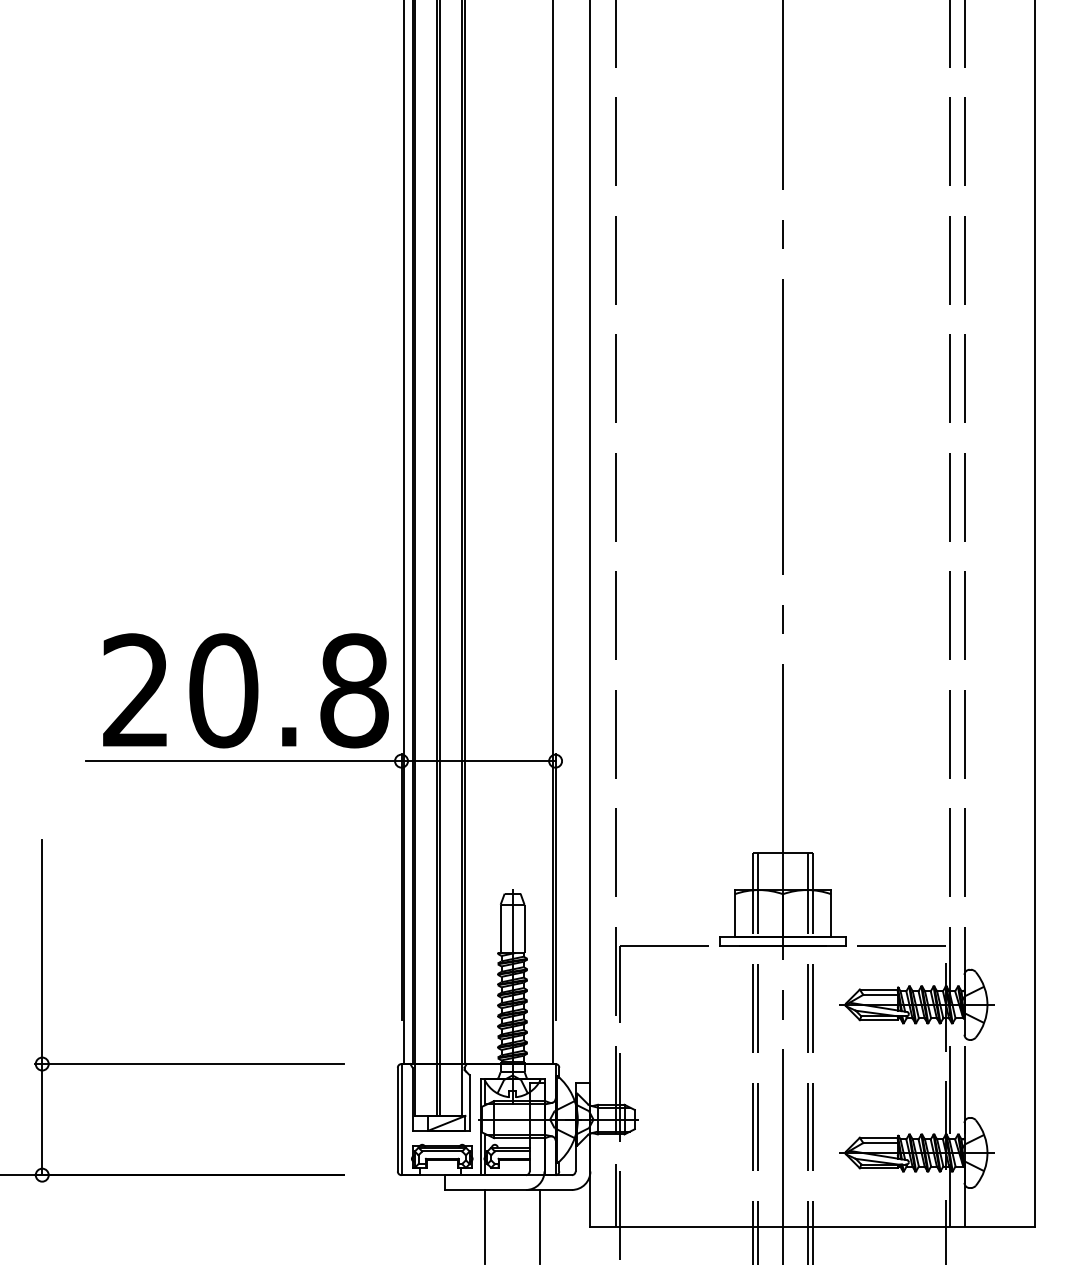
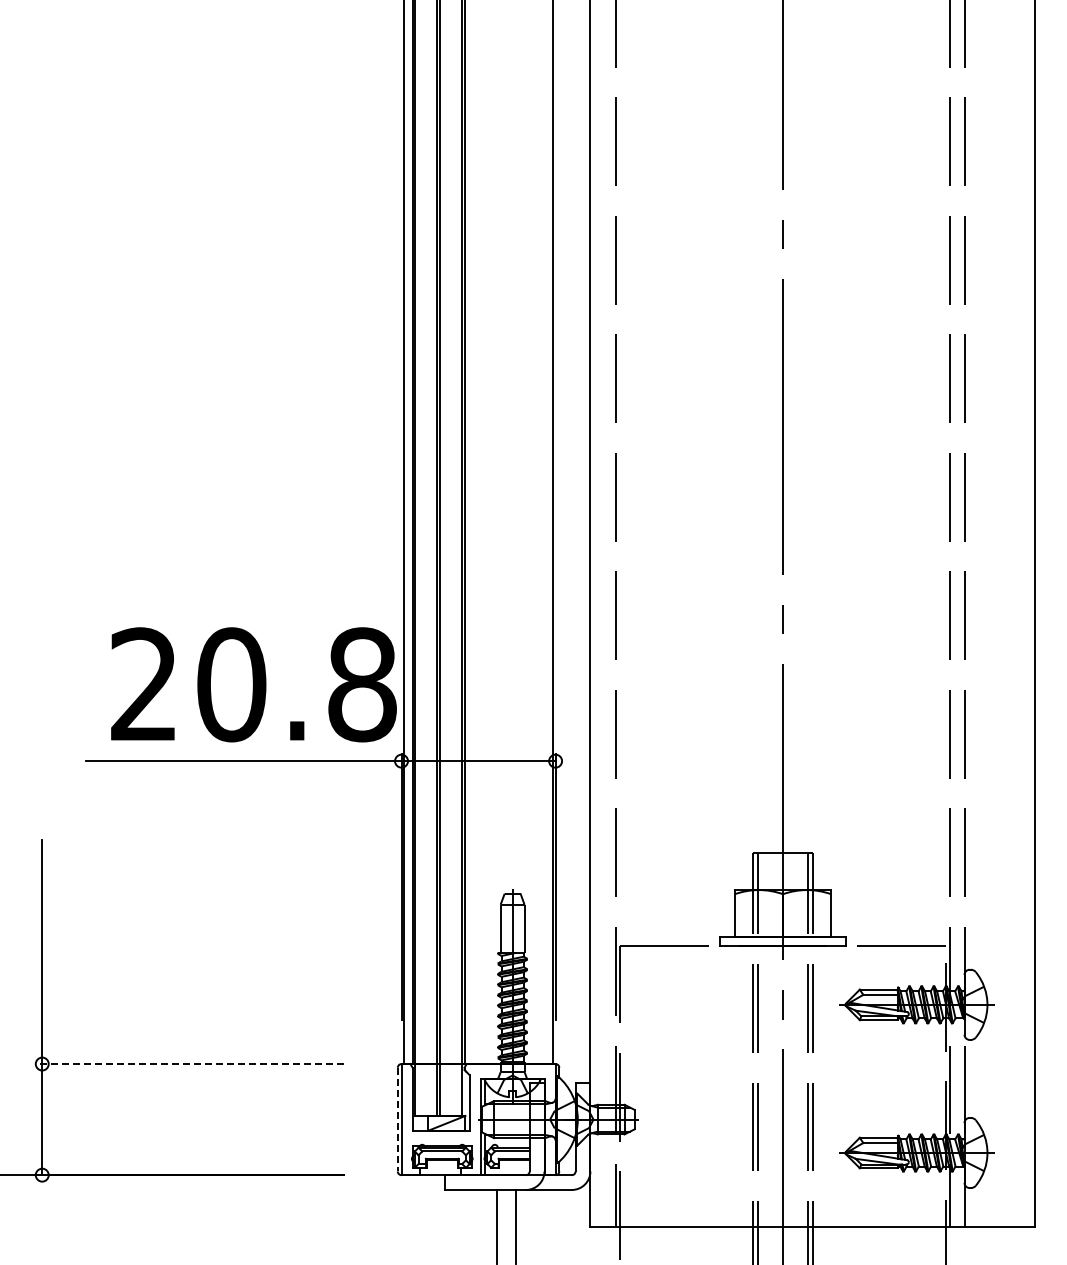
text position: (245, 690) -> (253, 684) (253, 684)
line: solid -> dashed (189, 1064)
line: solid -> dashed (397, 1119)
line position: (484, 1225) -> (496, 1225) (496, 1225)
line position: (540, 1225) -> (516, 1225) (516, 1225)
